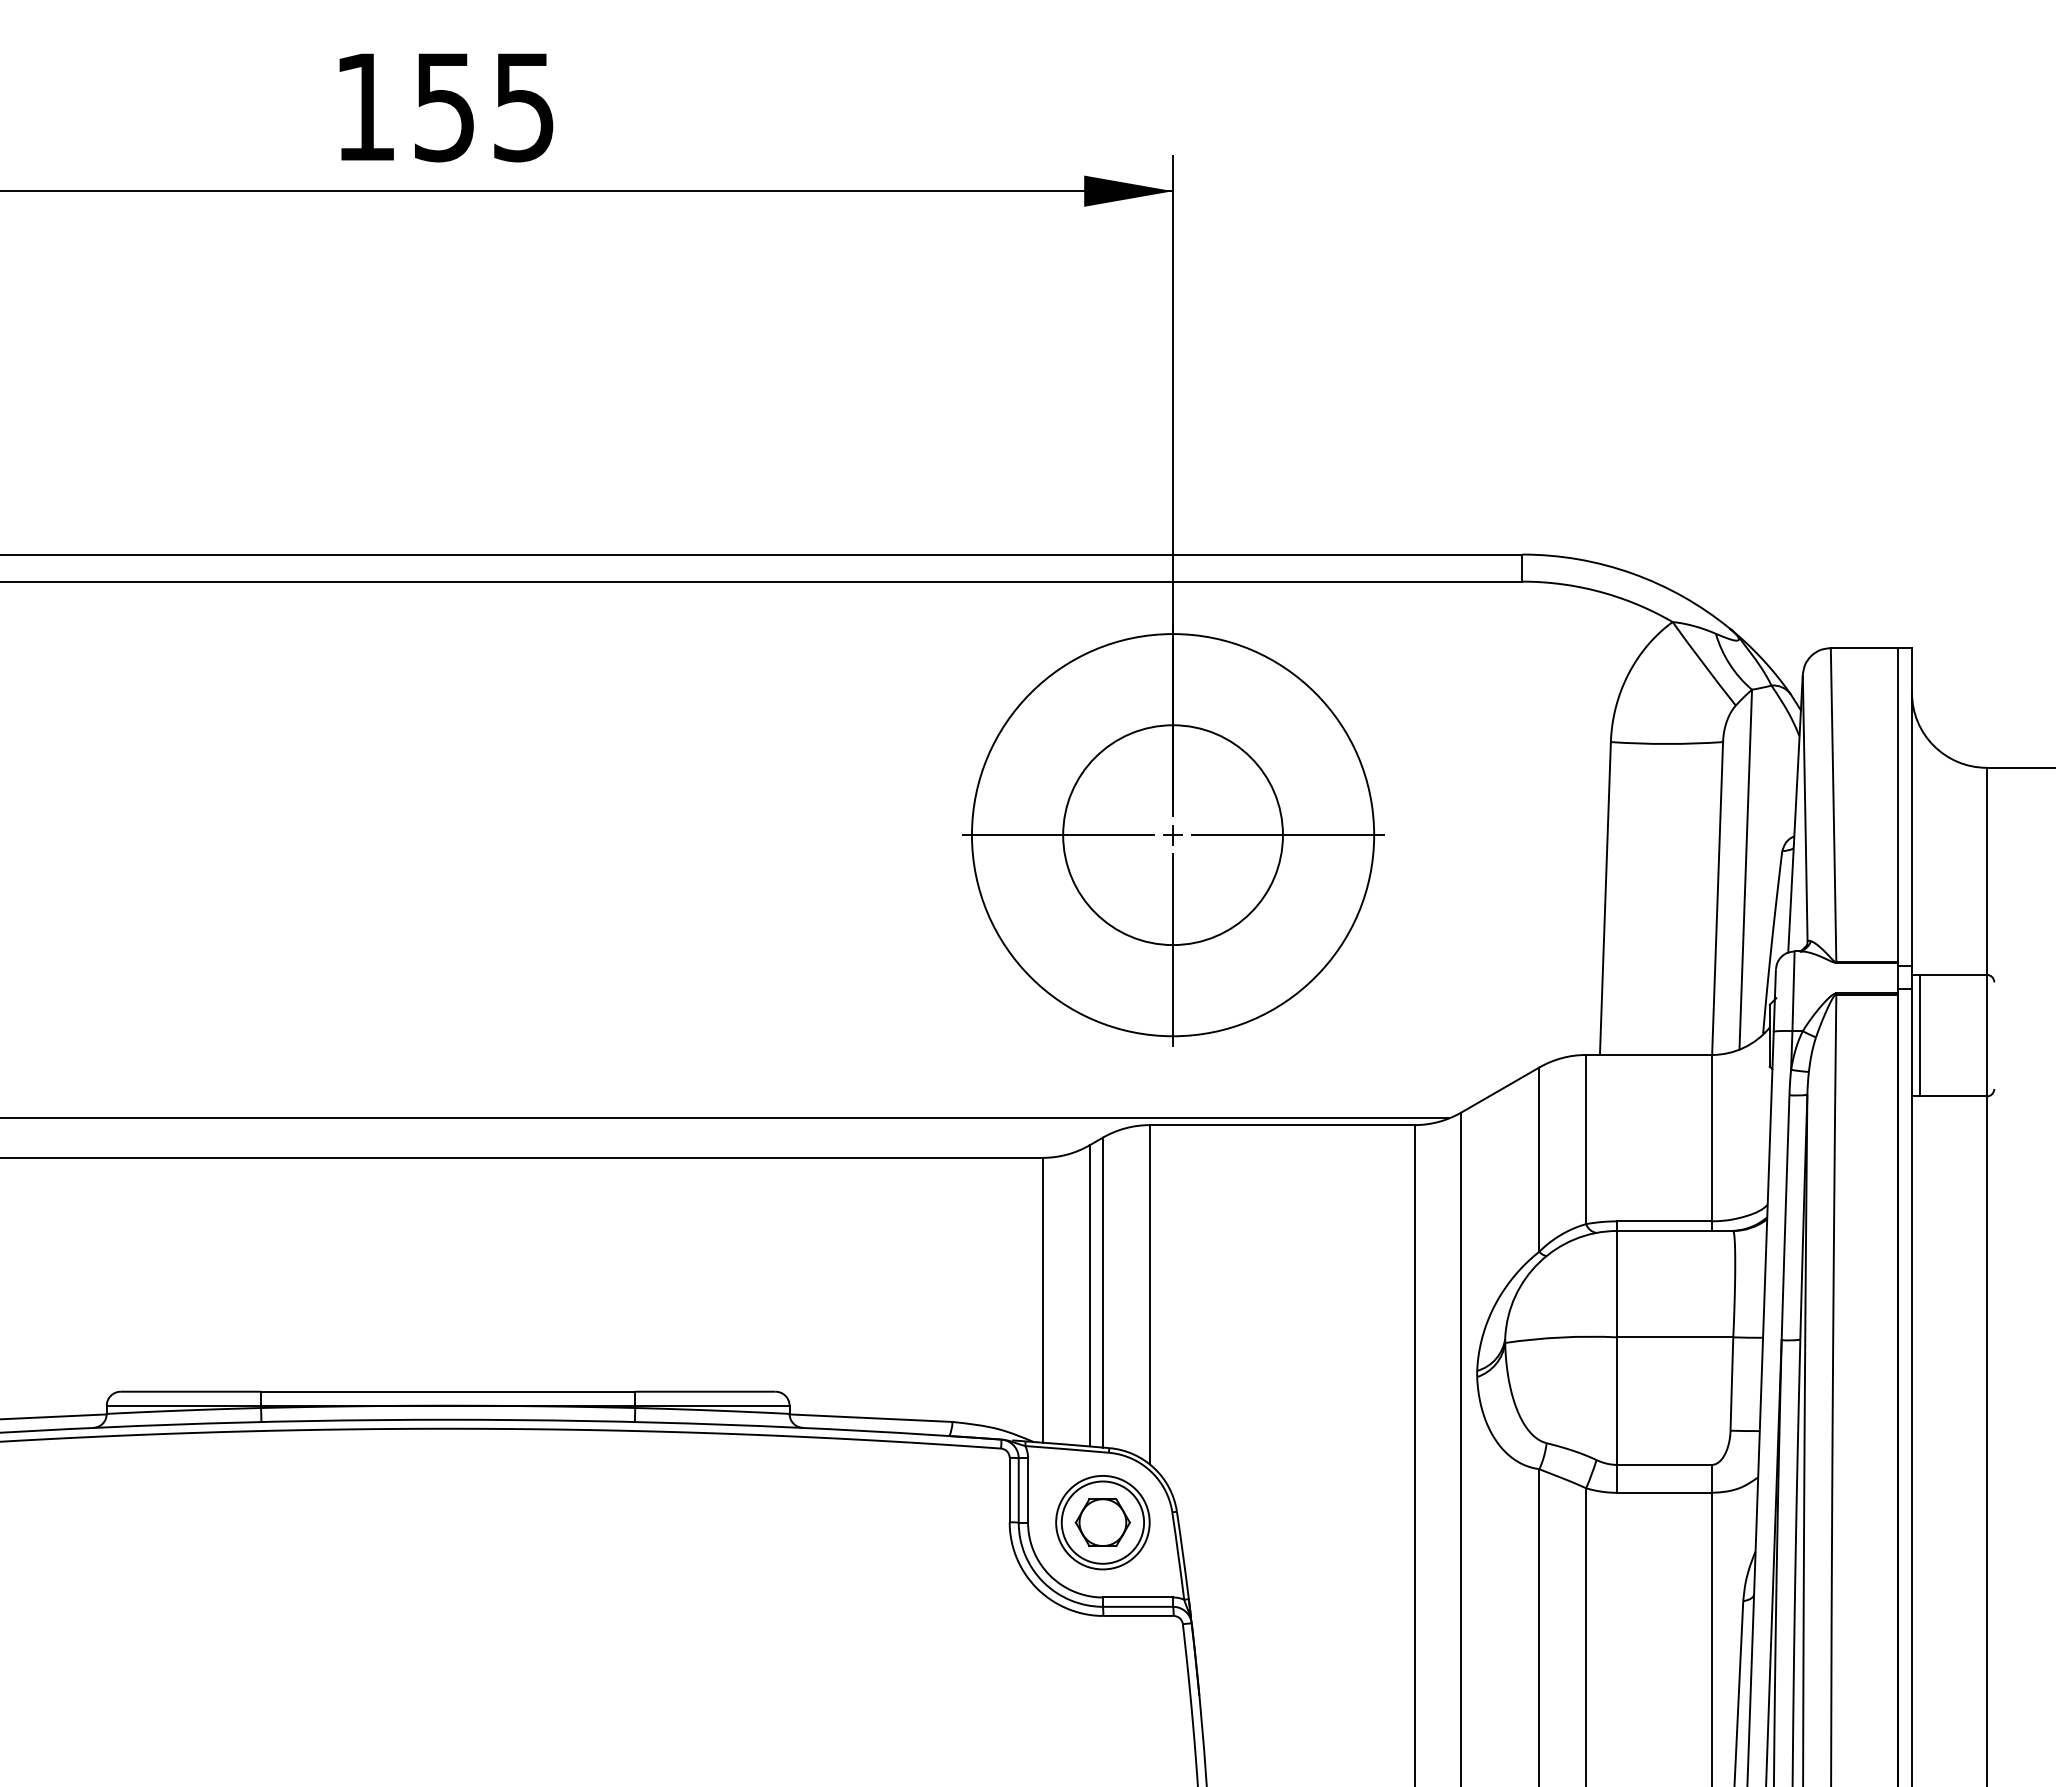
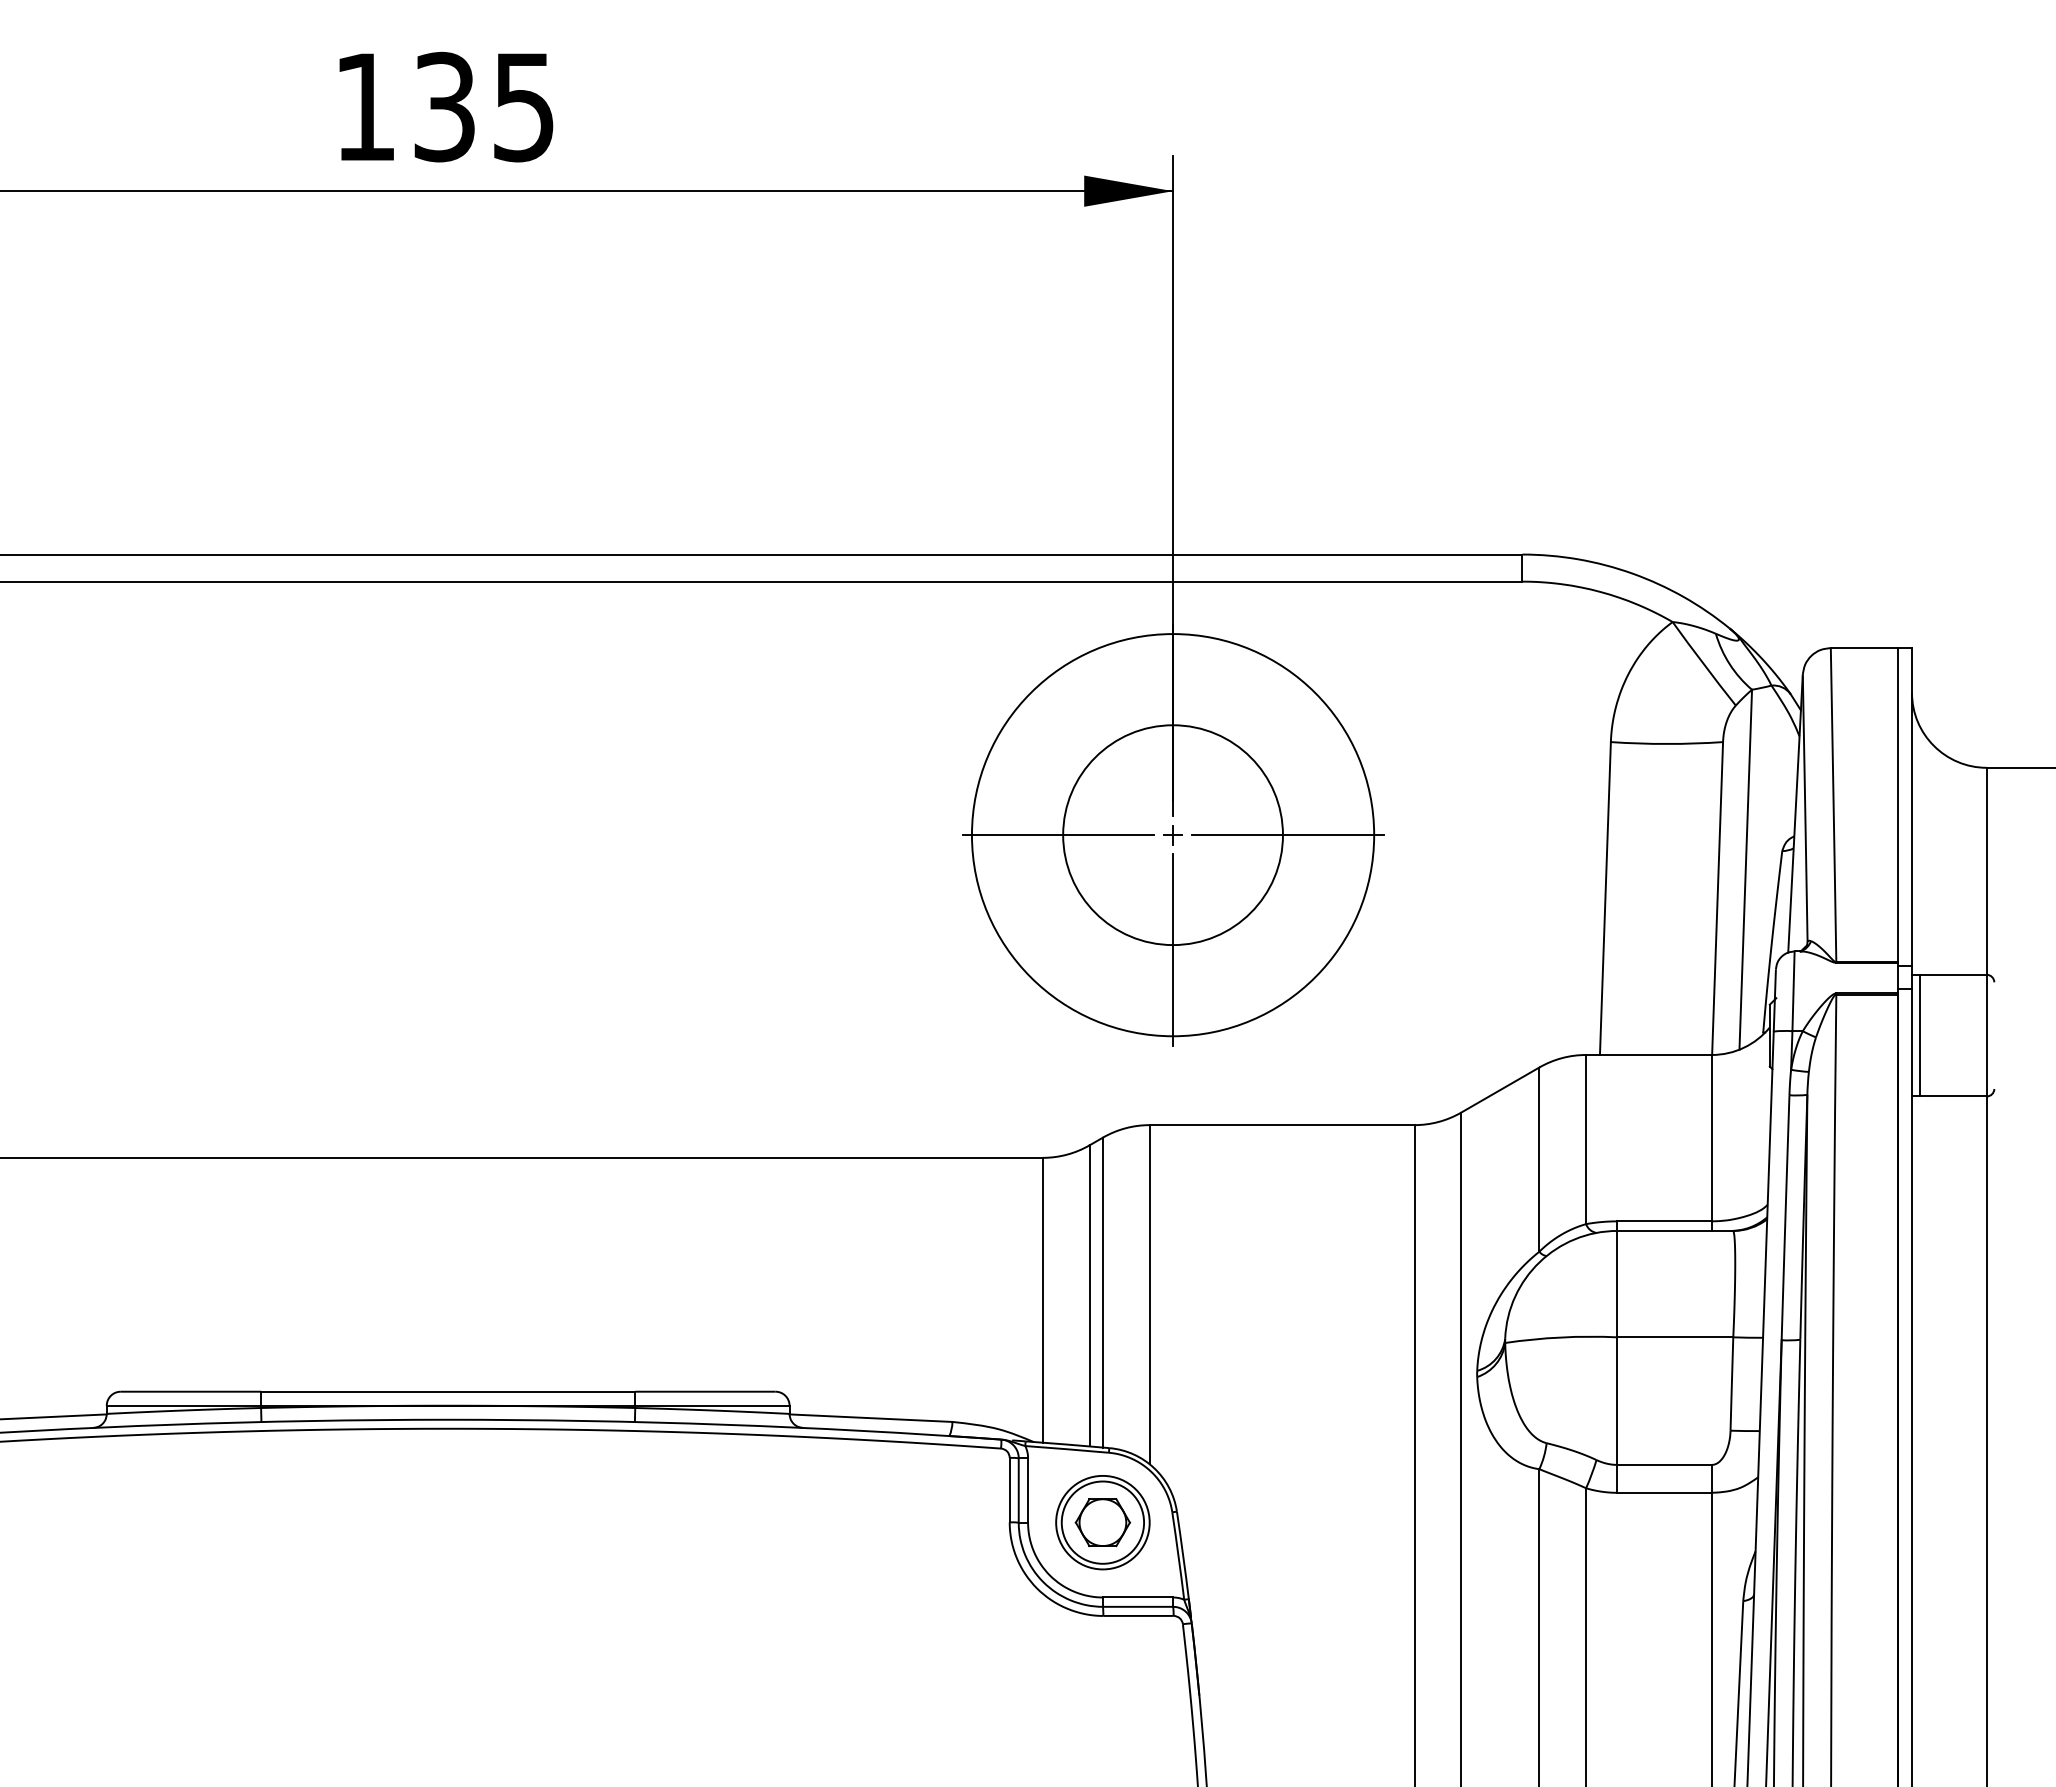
text: 155 -> 135 (444, 106)
line: present -> none (725, 1118)
